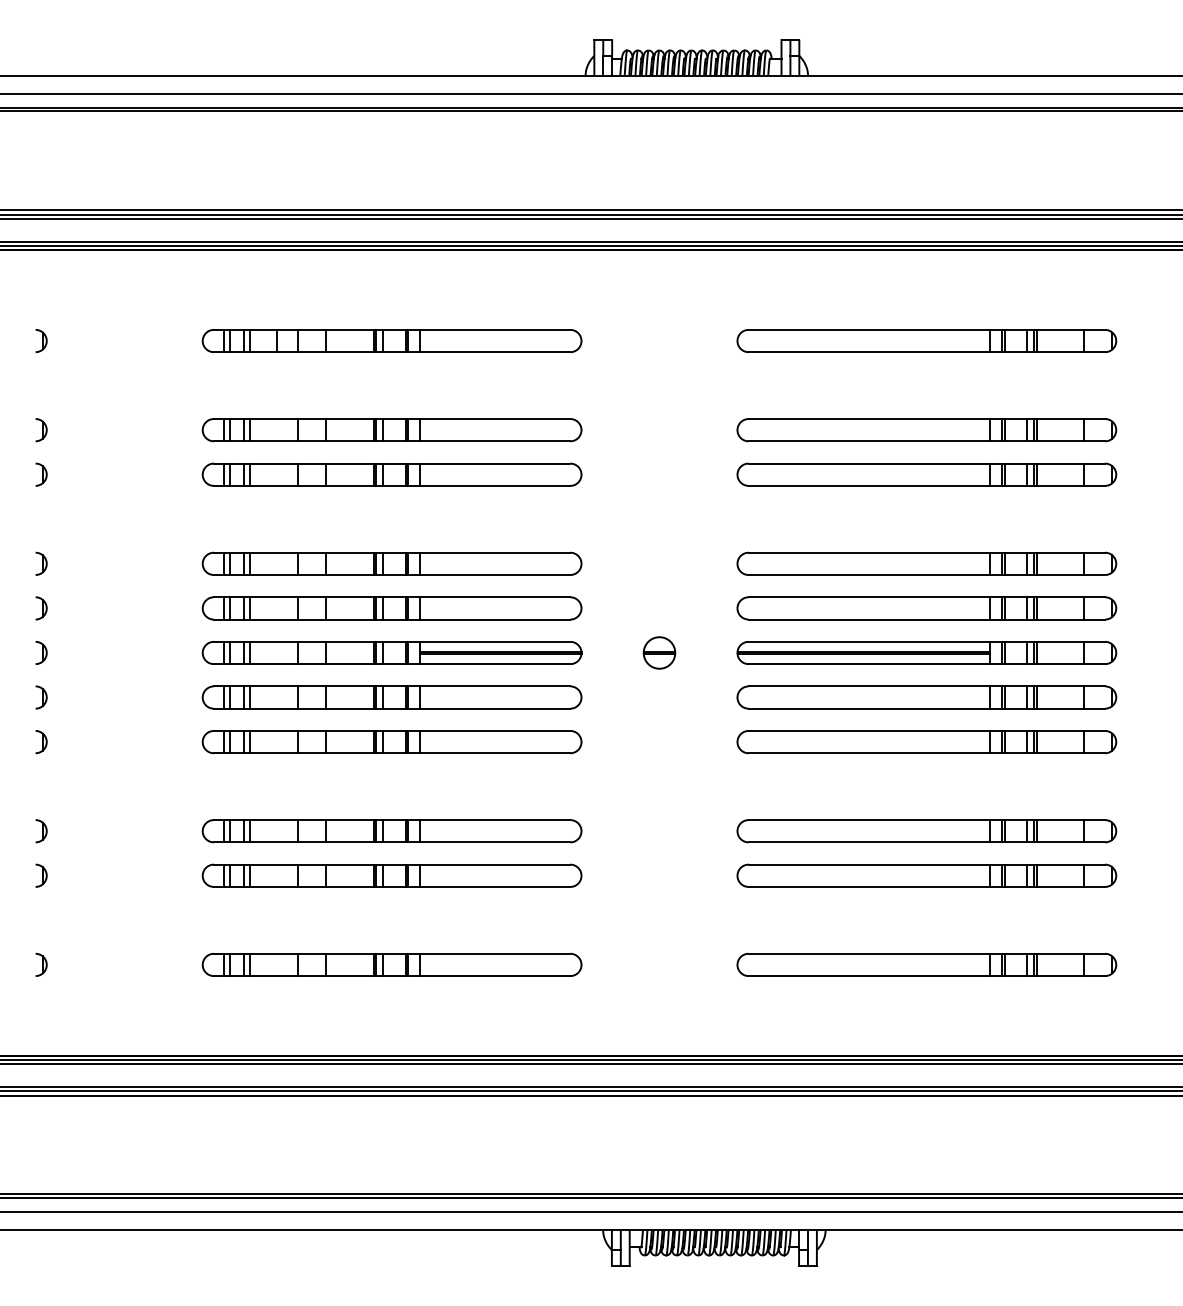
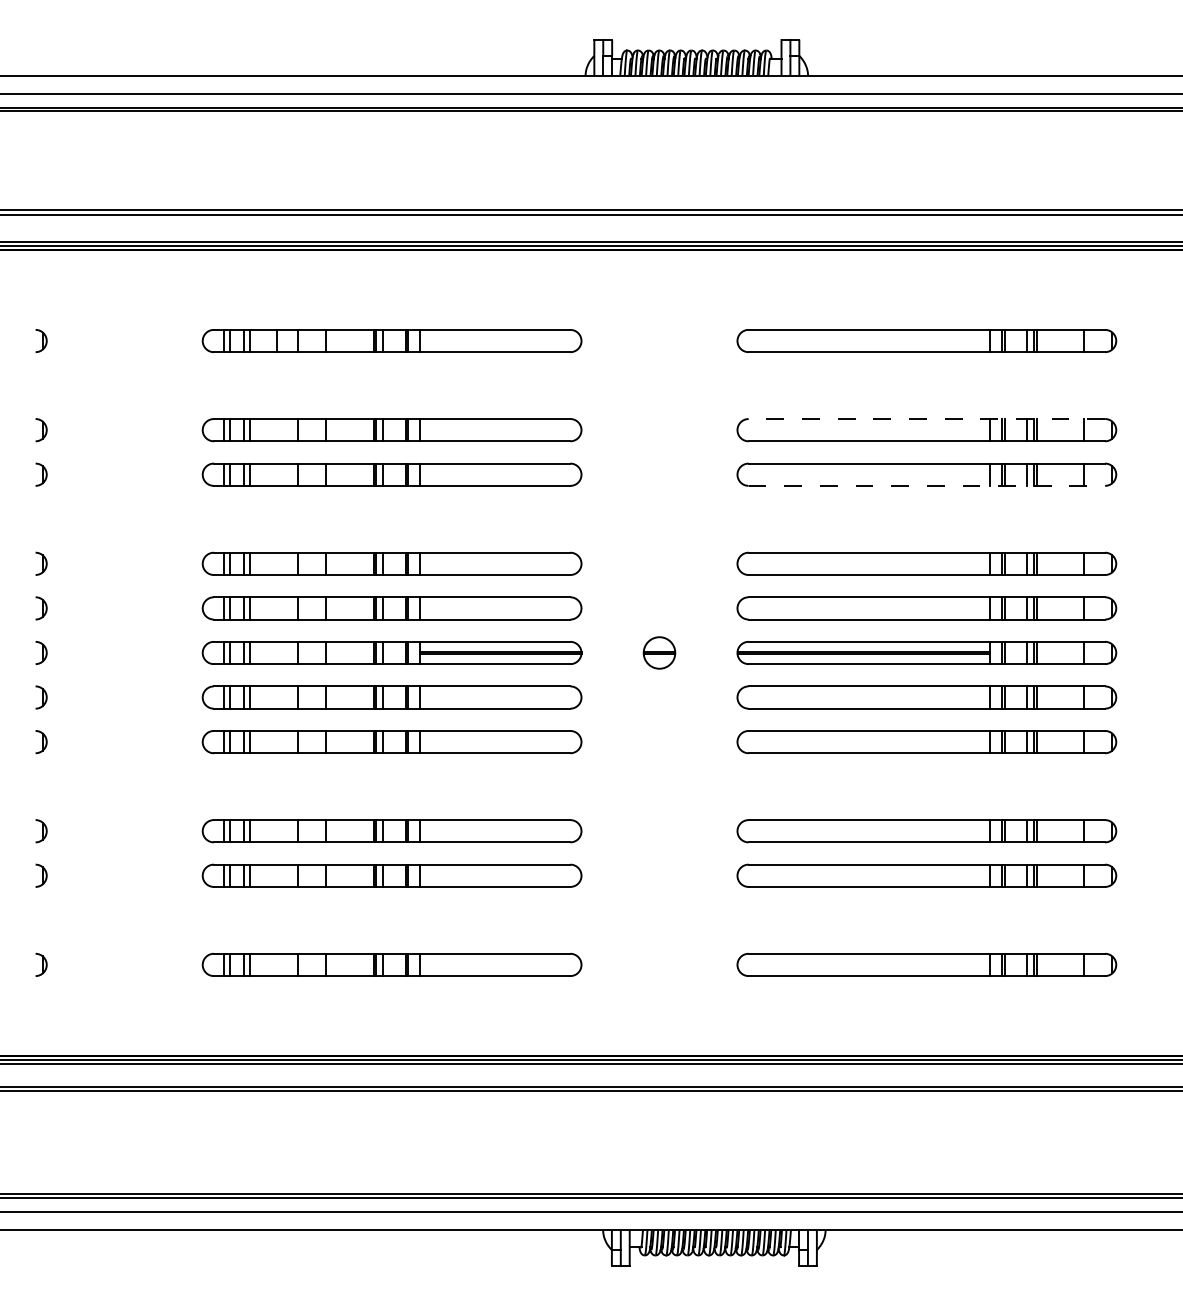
line: present -> none (590, 219)
line: solid -> dashed (926, 419)
line: solid -> dashed (927, 485)
line: present -> none (590, 1095)
